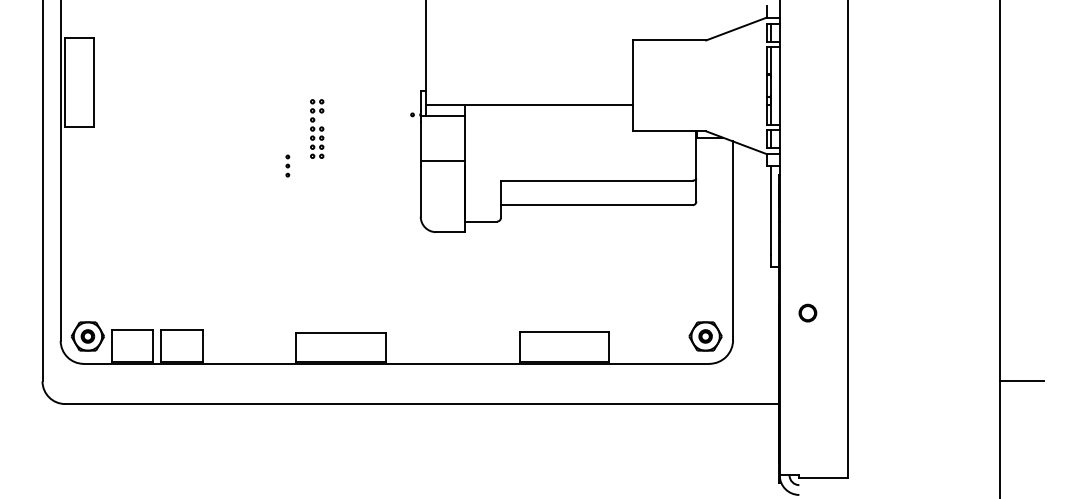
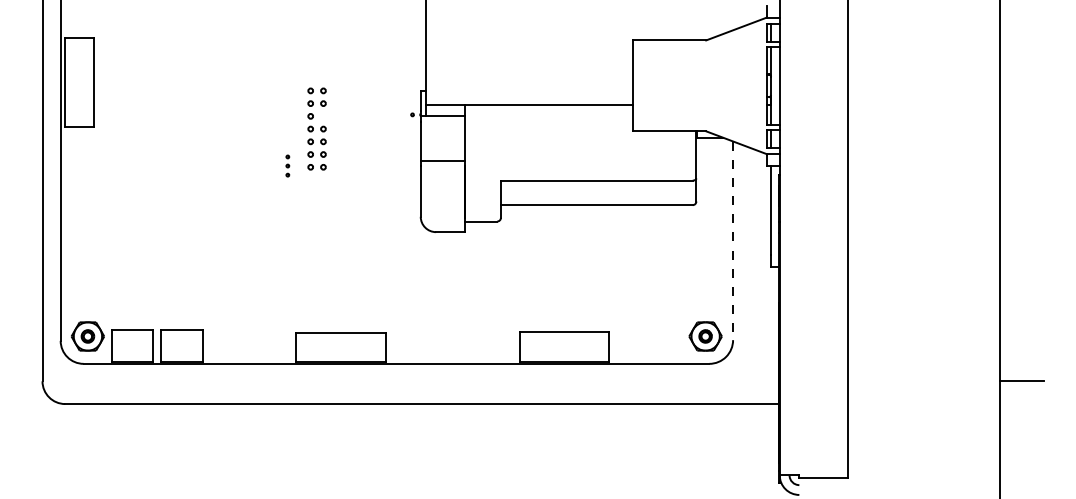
part size: 15x60 px -> 20x84 px (316, 128)
line: solid -> dashed (733, 241)
part: present -> none (807, 312)
